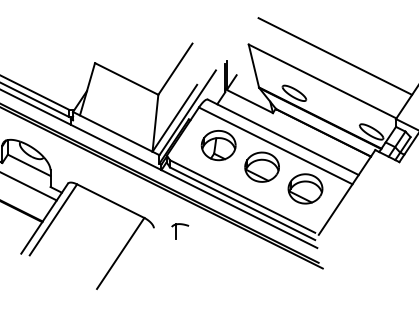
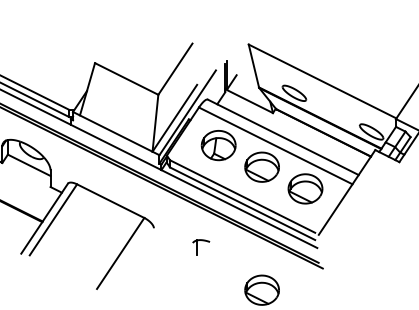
line: present -> none (335, 56)
line: present -> none (29, 186)
part position: (180, 231) -> (201, 247) (201, 247)
part: none -> present (261, 289)
